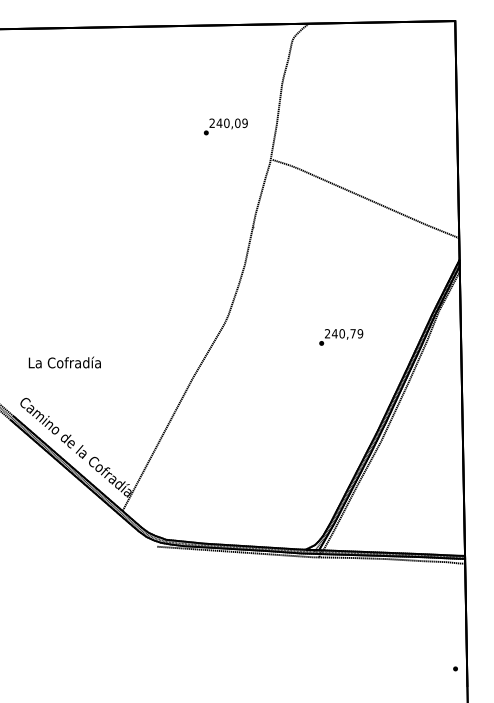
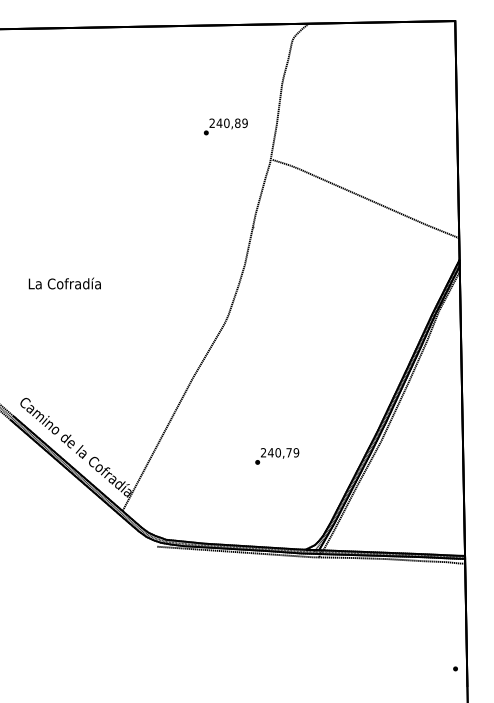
text: 240,09 -> 240,89 (237, 122)
text position: (341, 337) -> (277, 456) (277, 456)
text position: (64, 362) -> (64, 283) (64, 283)
